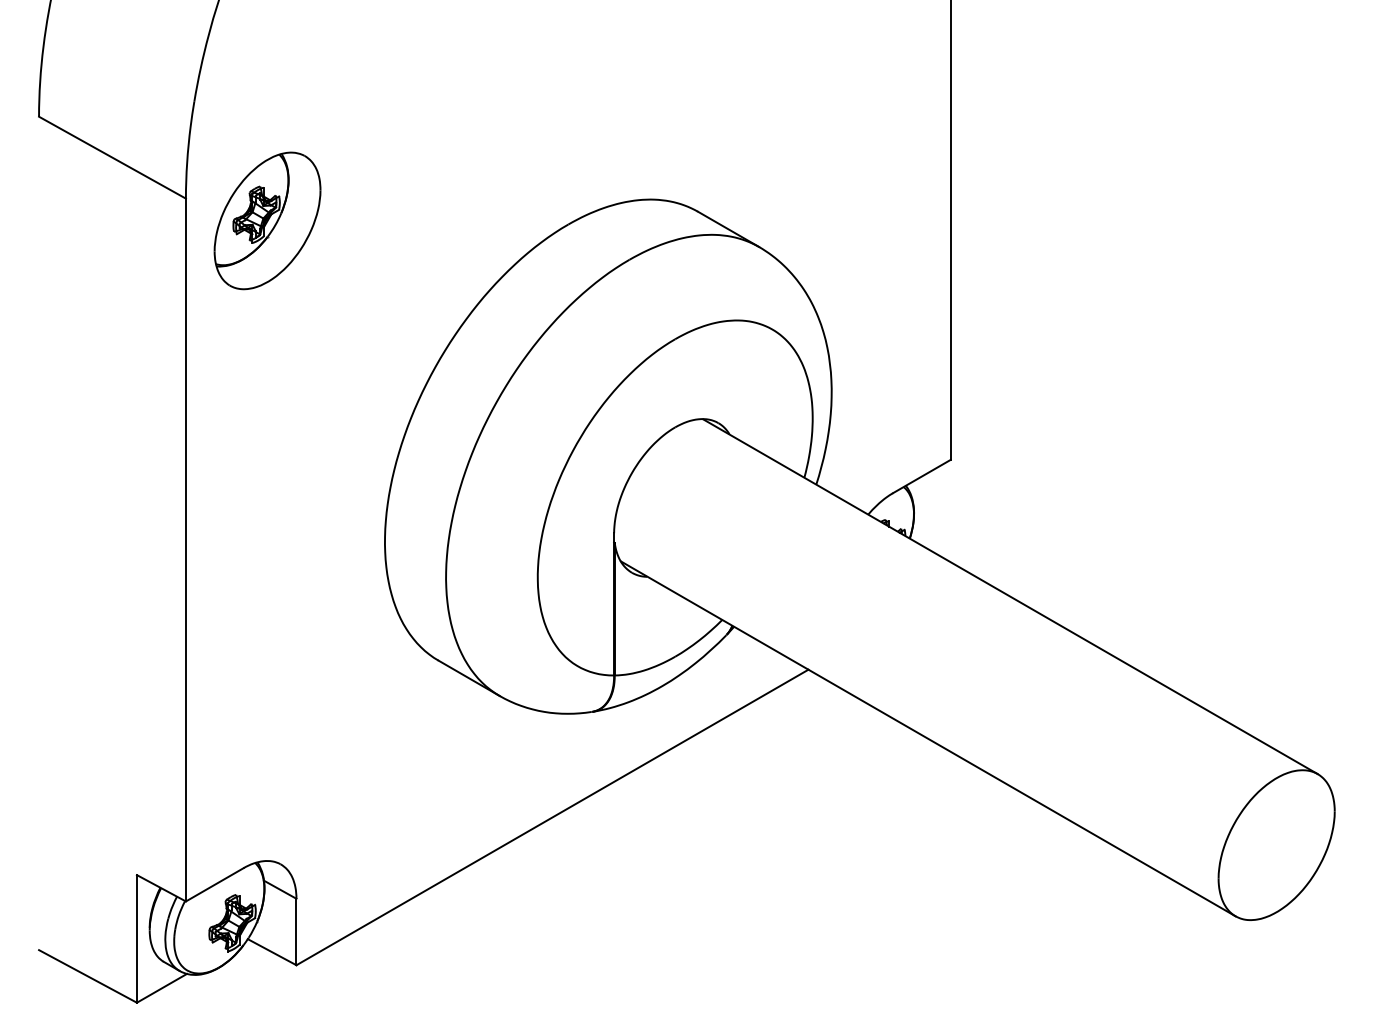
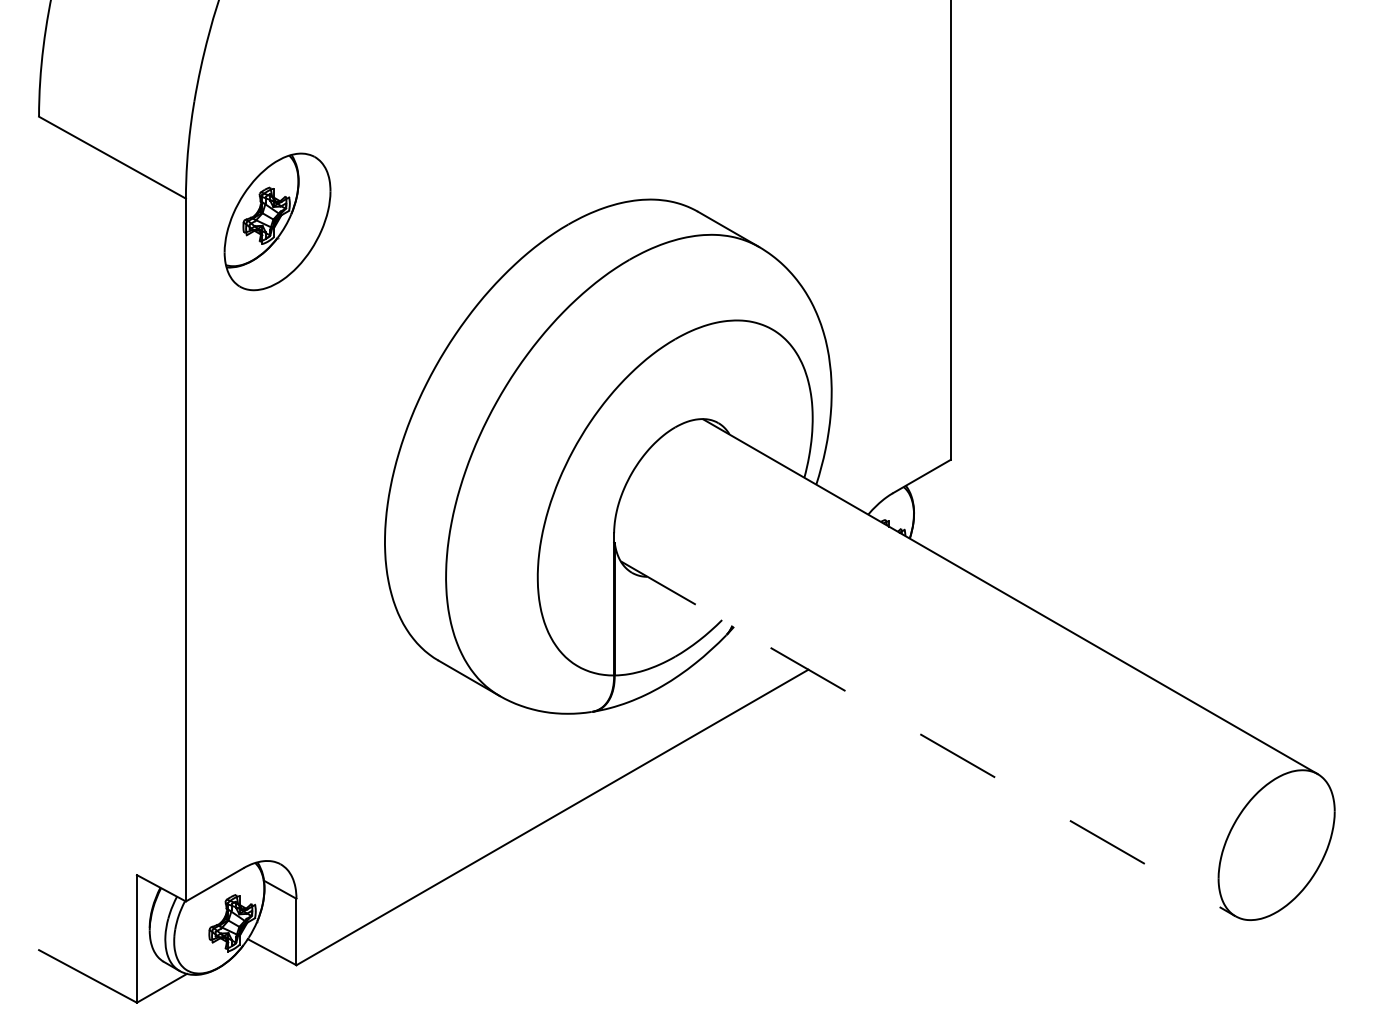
part position: (267, 220) -> (277, 221) (277, 221)
line: solid -> dashed (928, 738)
